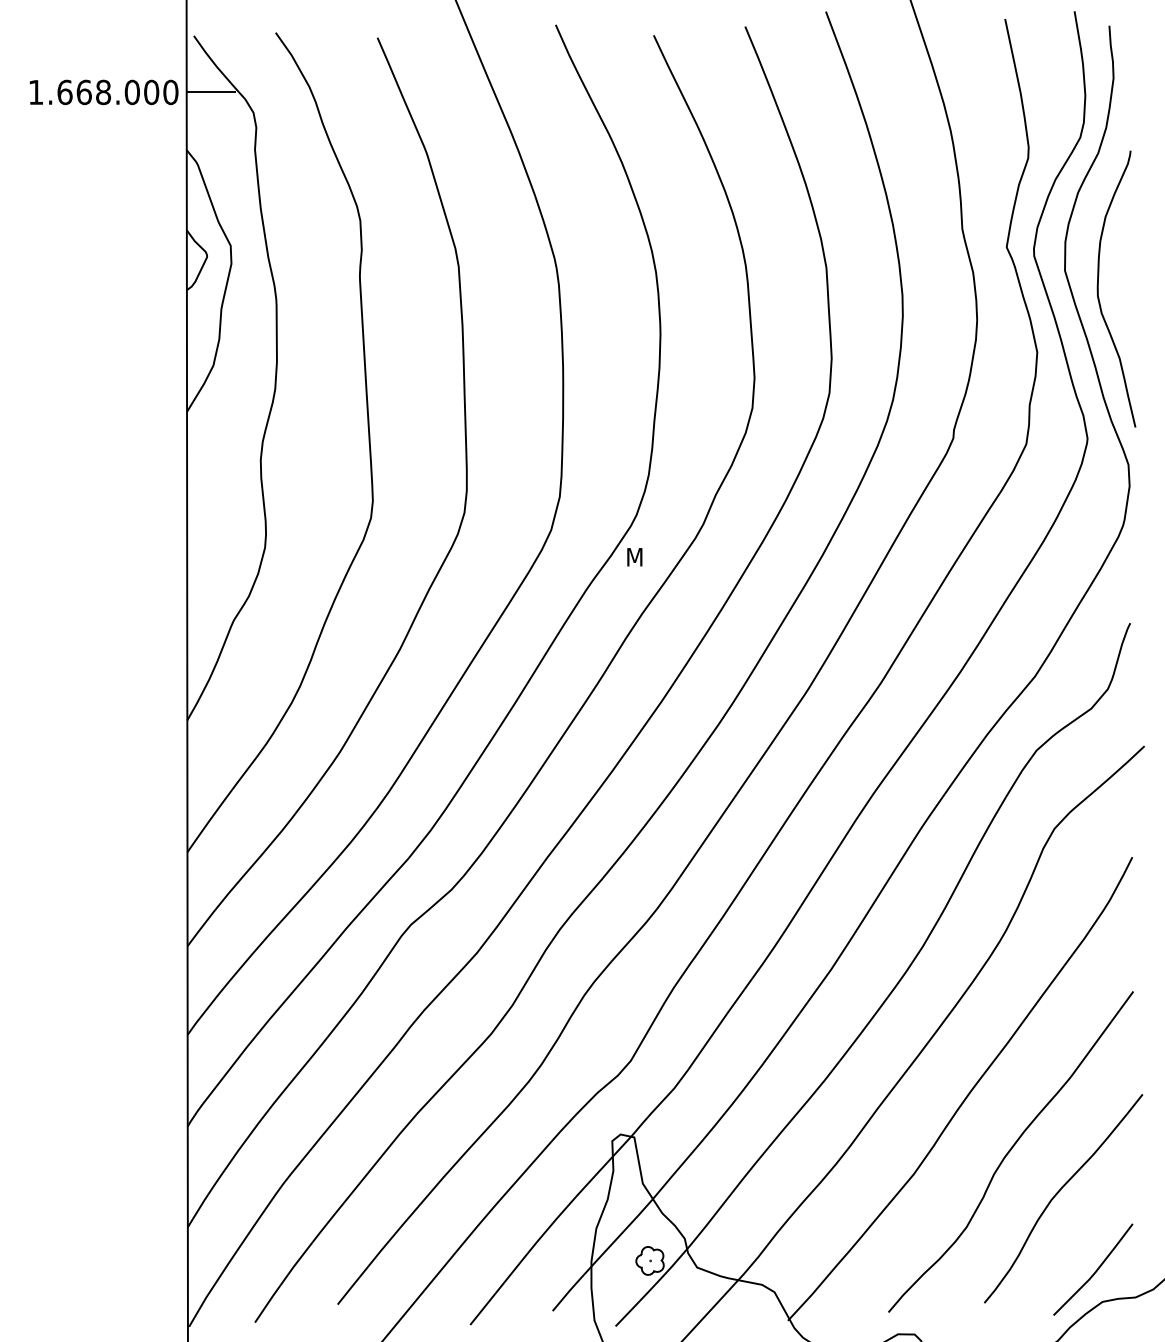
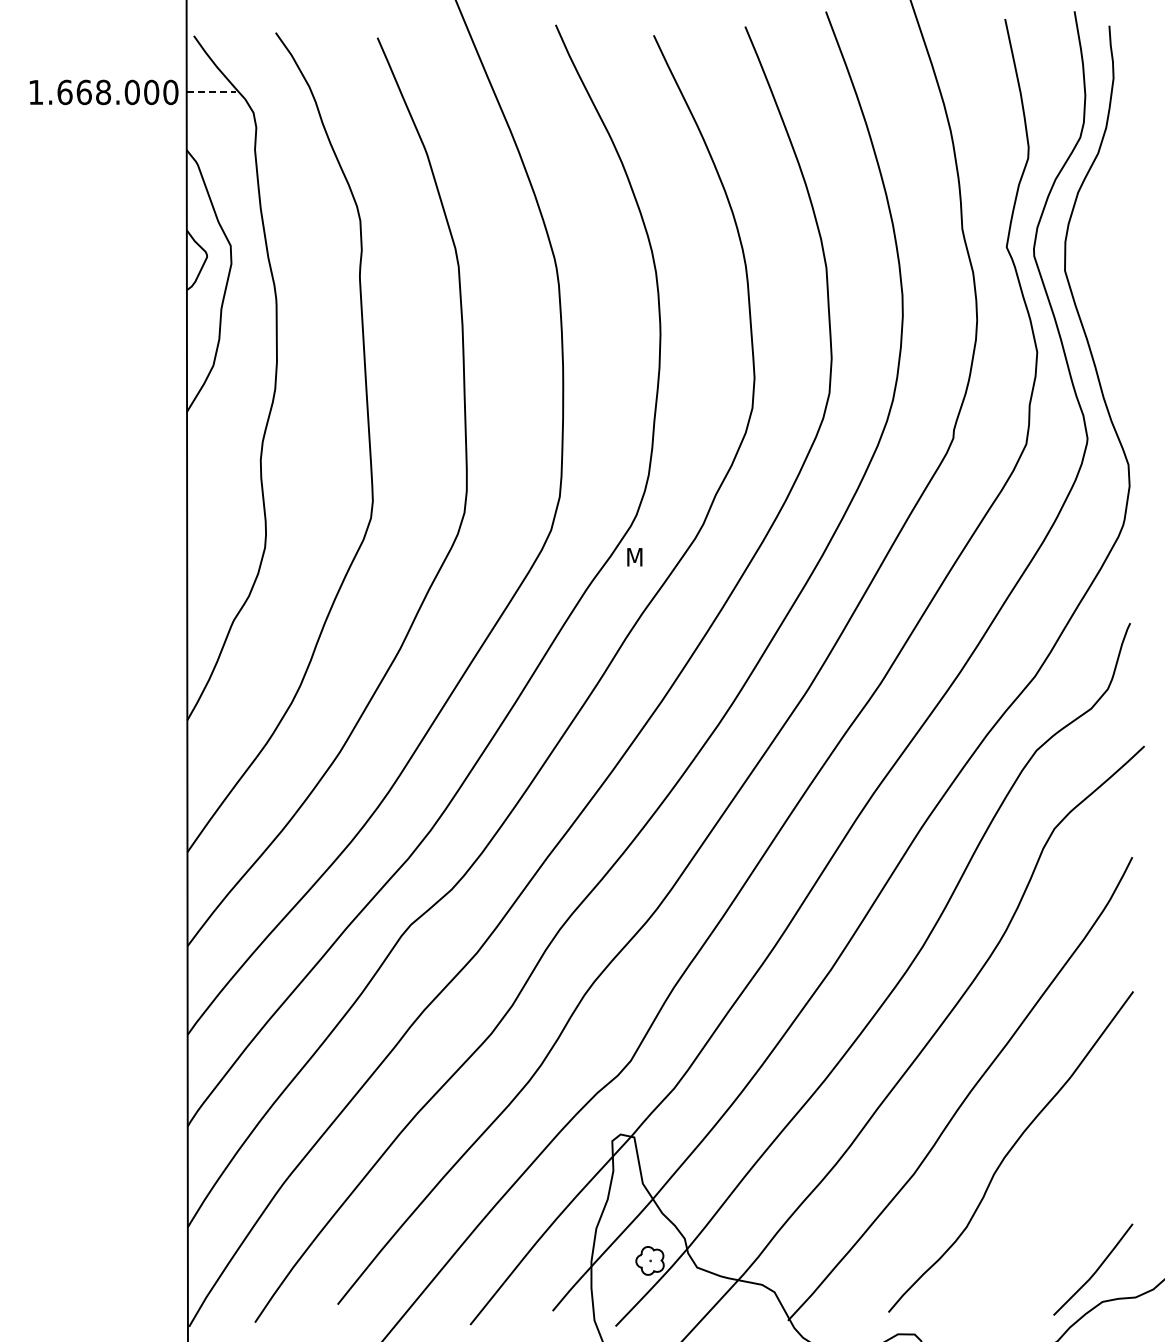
line: solid -> dashed (211, 92)
curve: present -> none (1098, 288)
curve: present -> none (1058, 1193)
